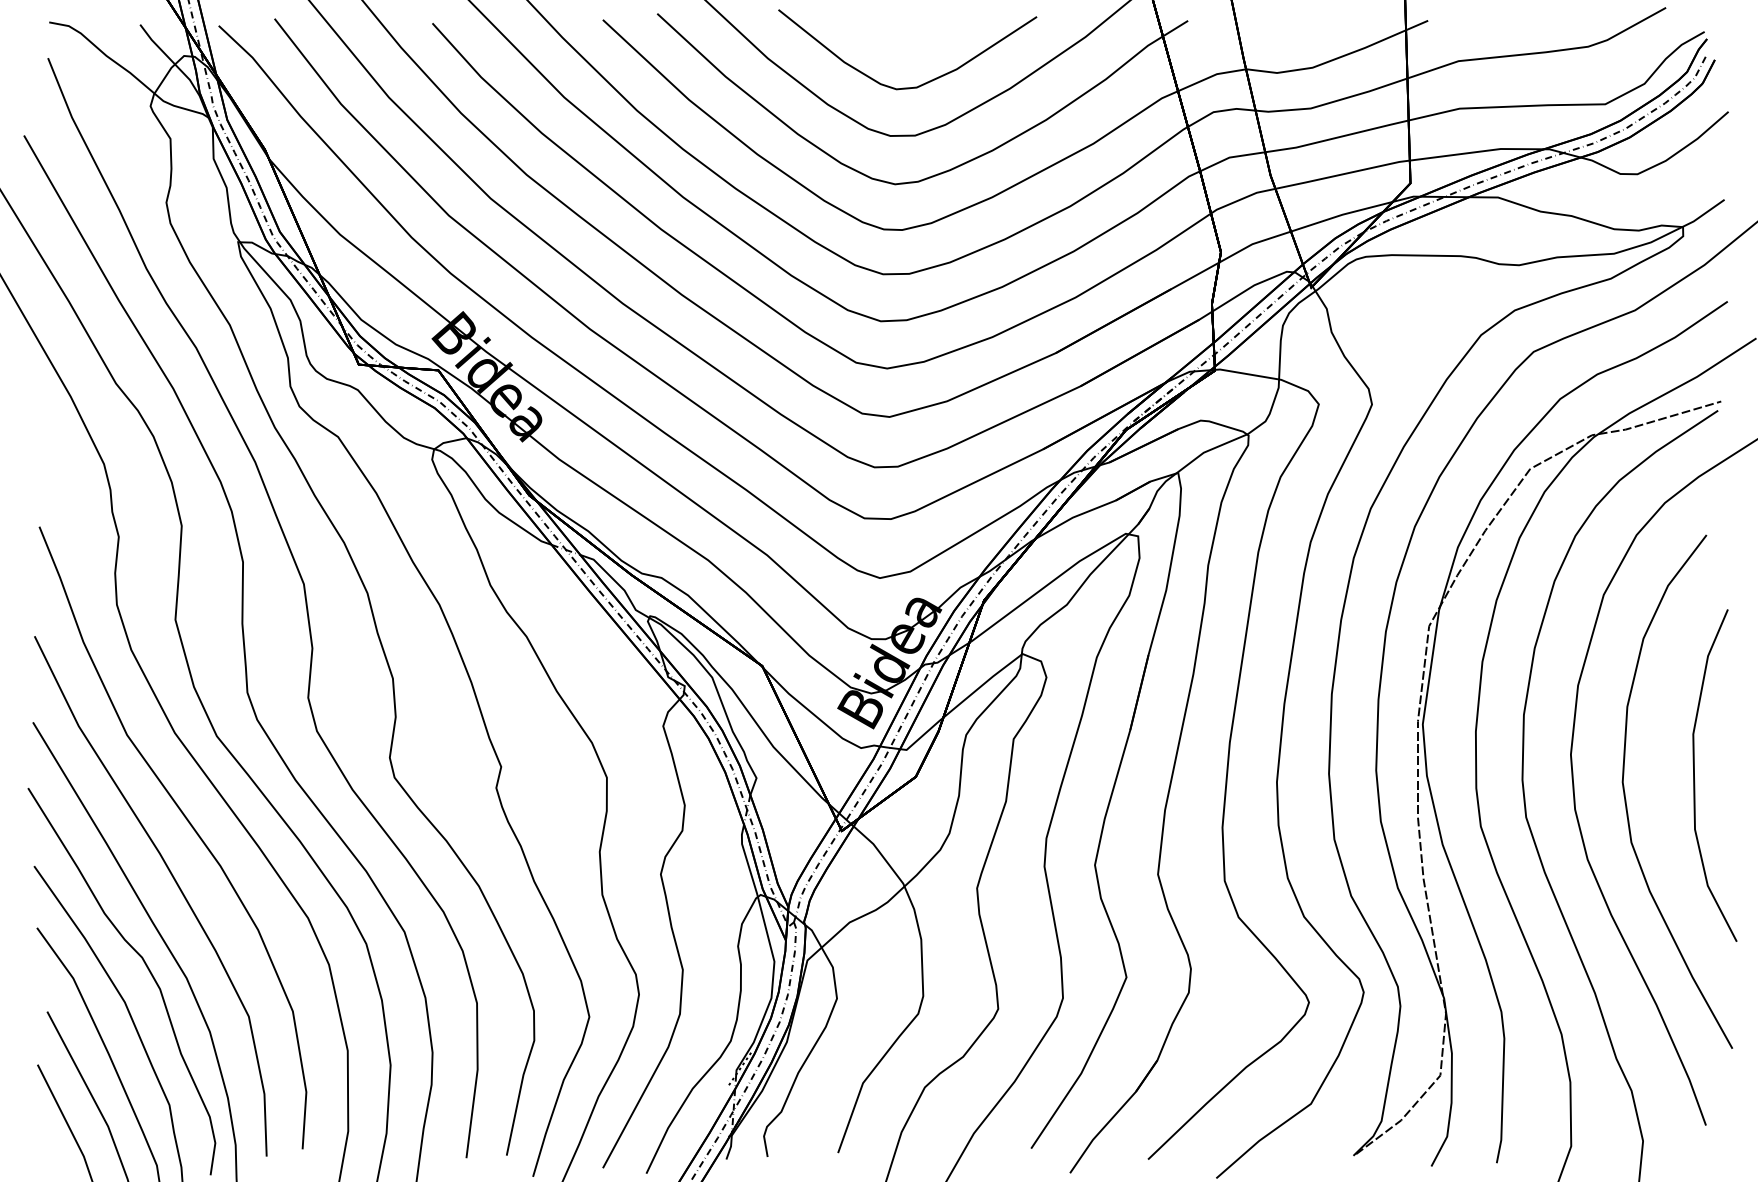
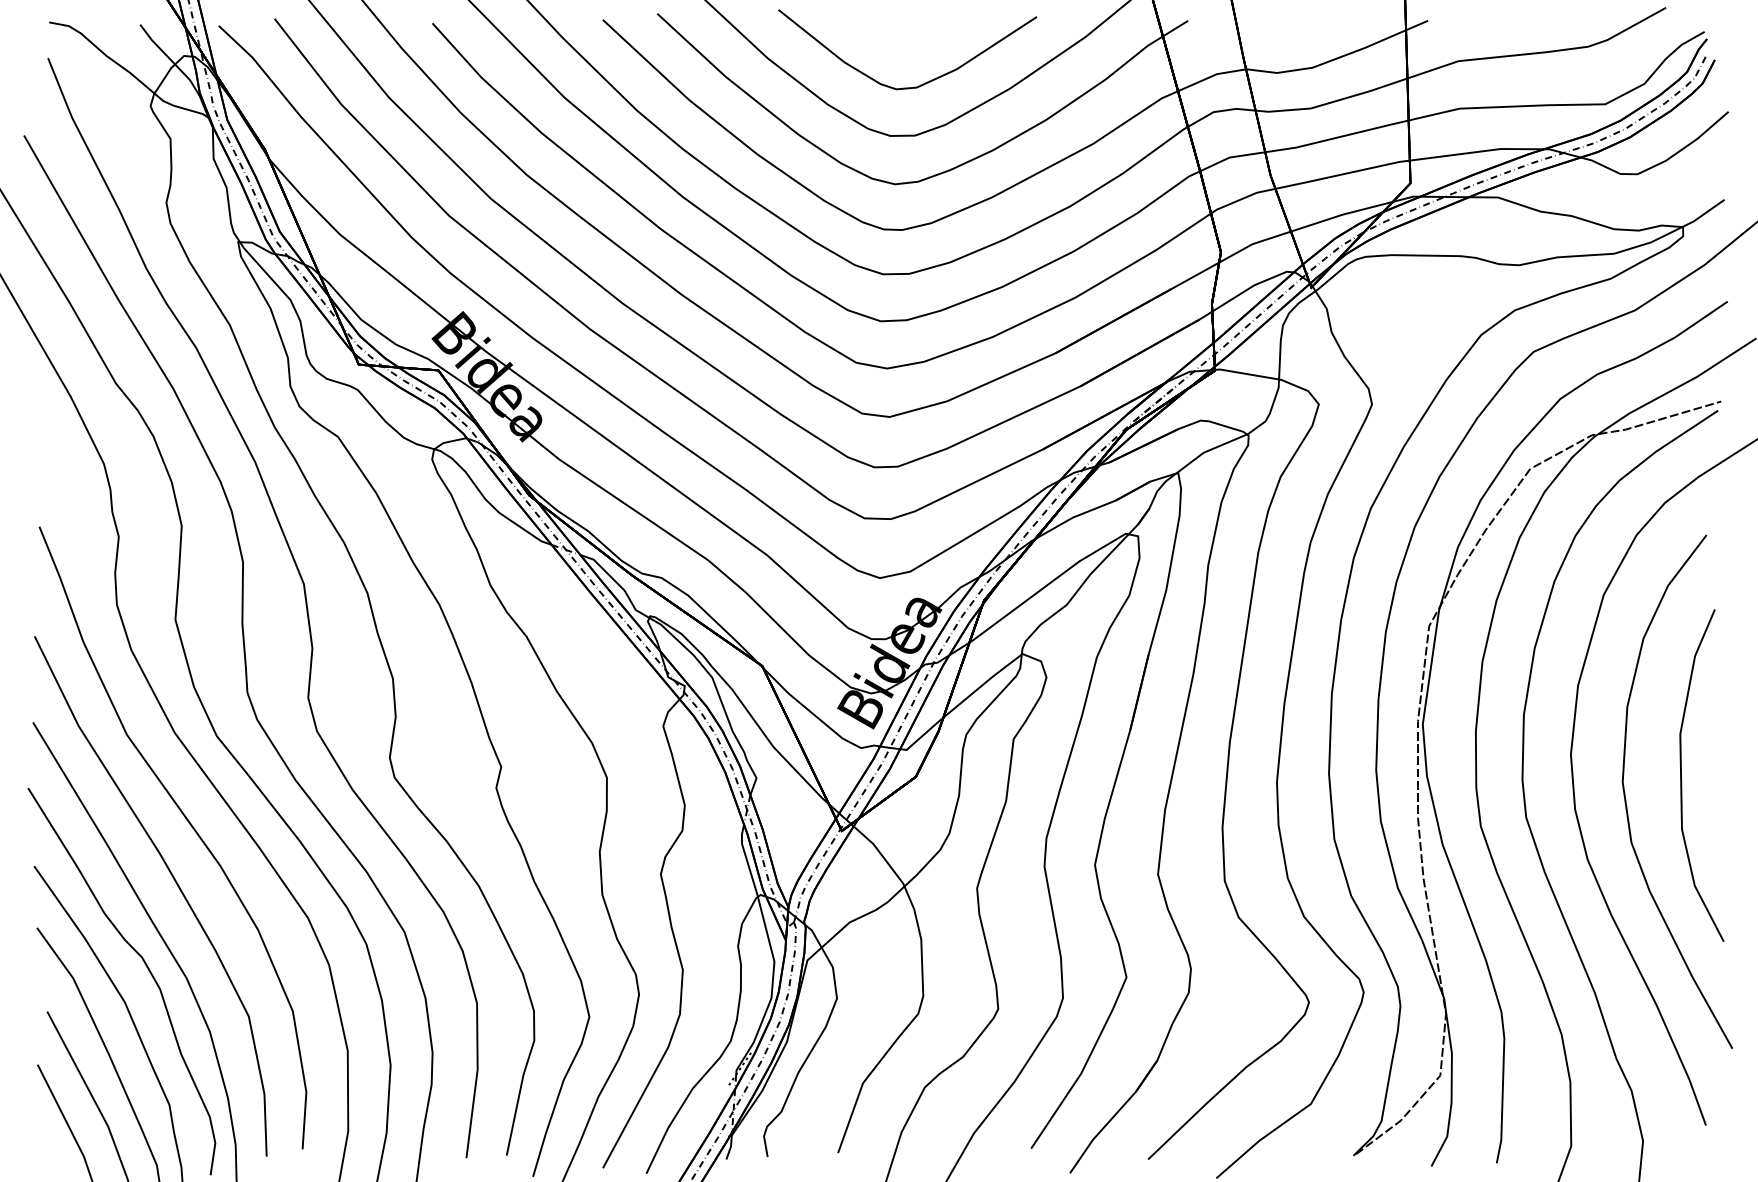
curve position: (1695, 781) -> (1682, 781) (1682, 781)
